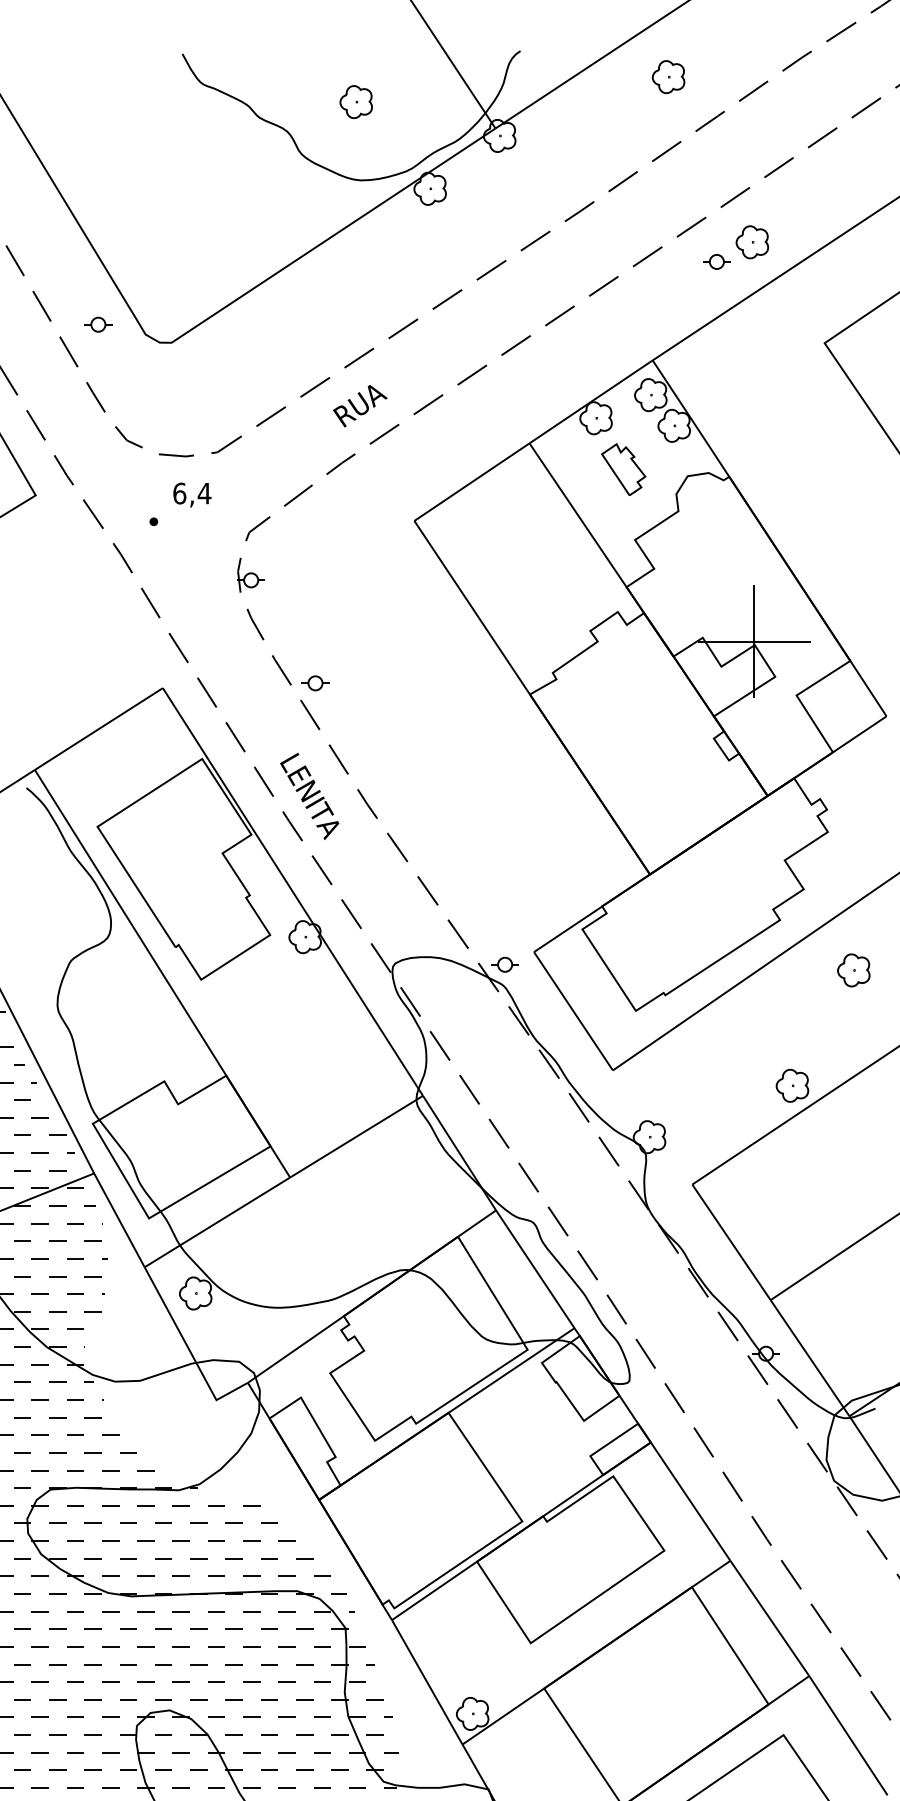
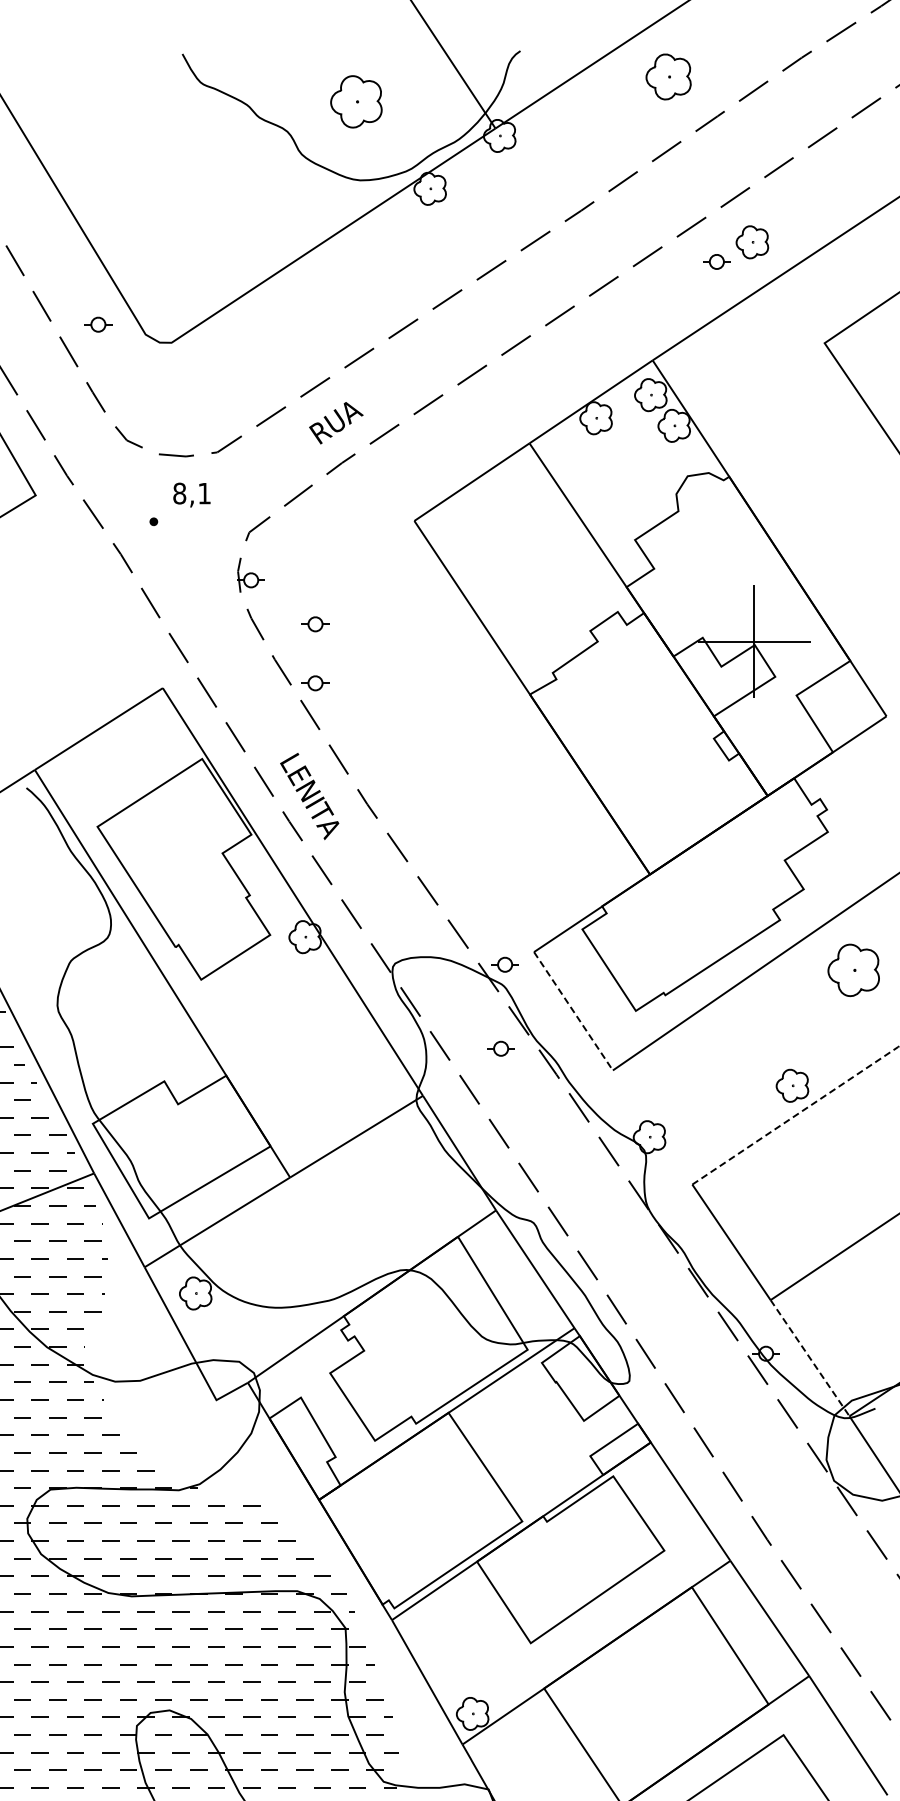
part size: 35x35 px -> 47x48 px (668, 76)
part size: 34x35 px -> 53x54 px (356, 101)
text position: (360, 406) -> (336, 423) (336, 423)
part: present -> none (623, 469)
text: 6,4 -> 8,1 (192, 493)
part: none -> present (315, 624)
part size: 34x35 px -> 53x55 px (853, 970)
line: solid -> dashed (573, 1011)
part: none -> present (500, 1048)
line: solid -> dashed (796, 1114)
line: solid -> dashed (810, 1358)
